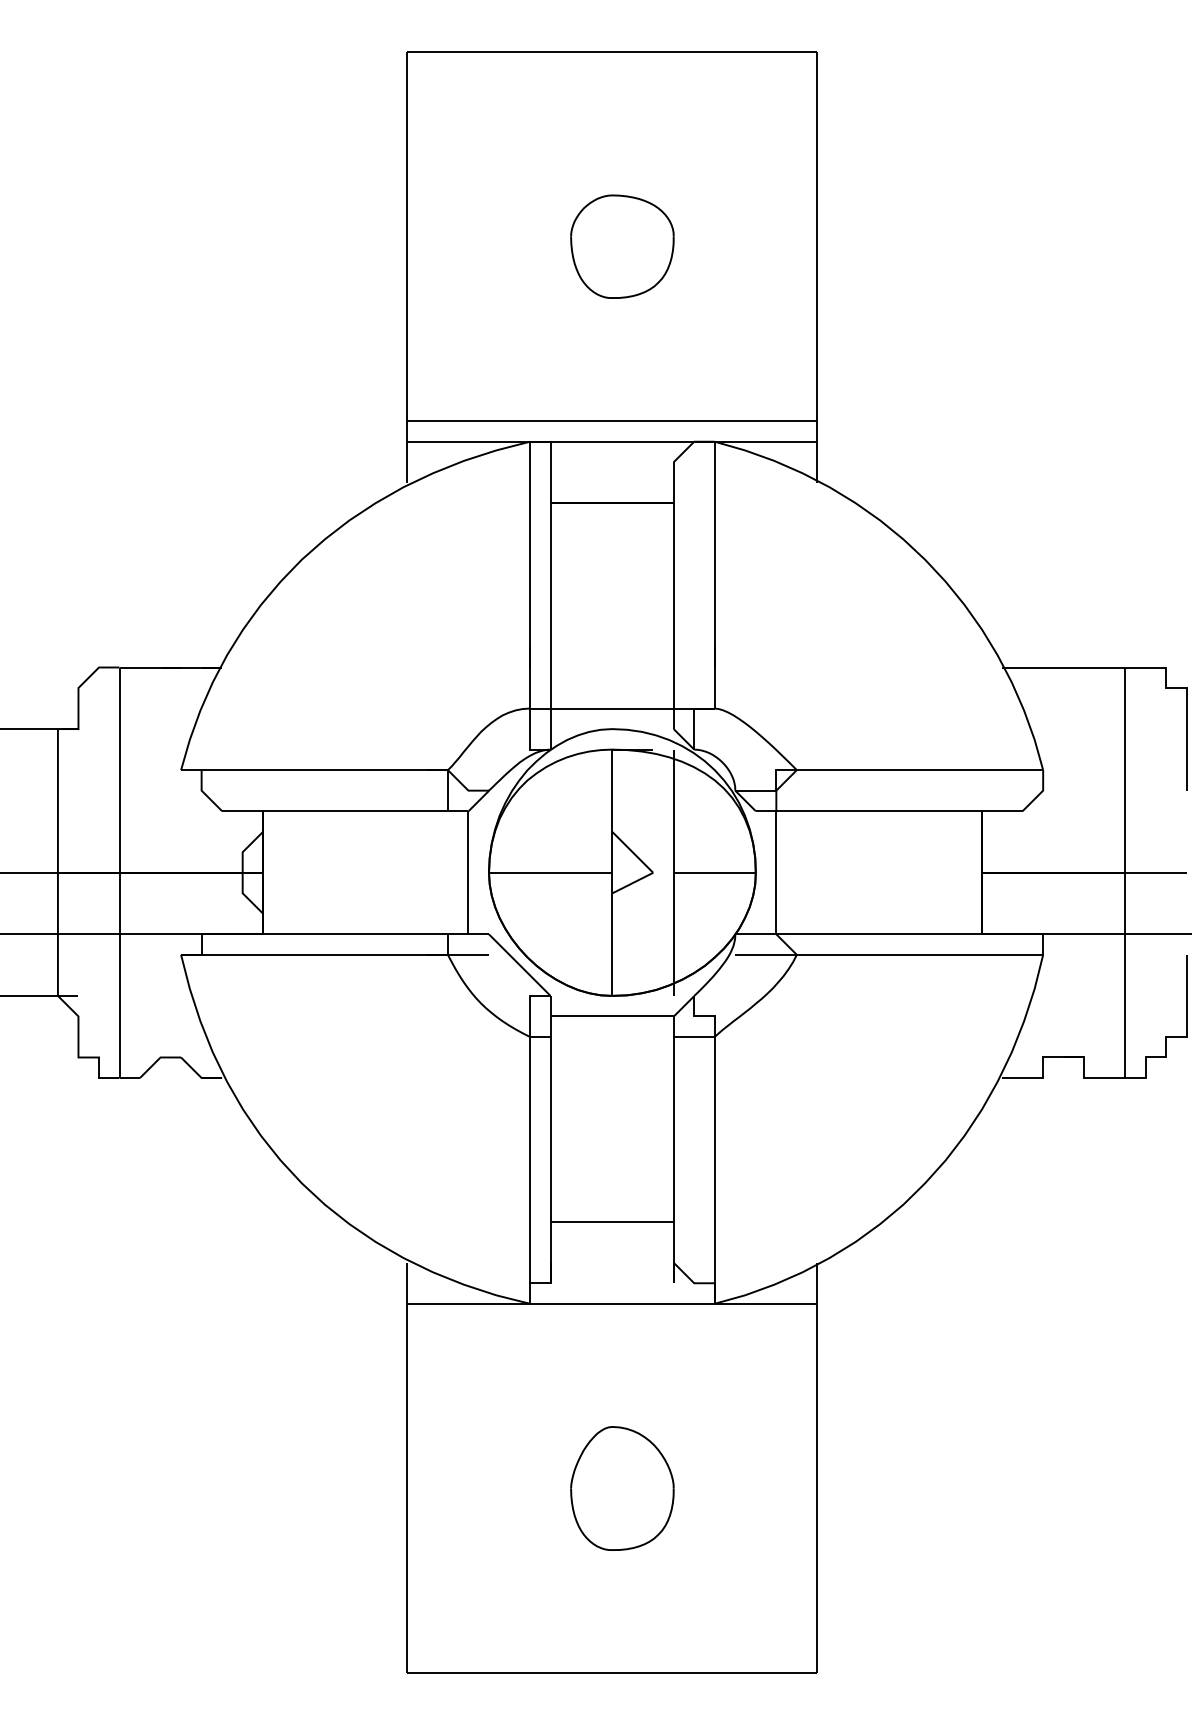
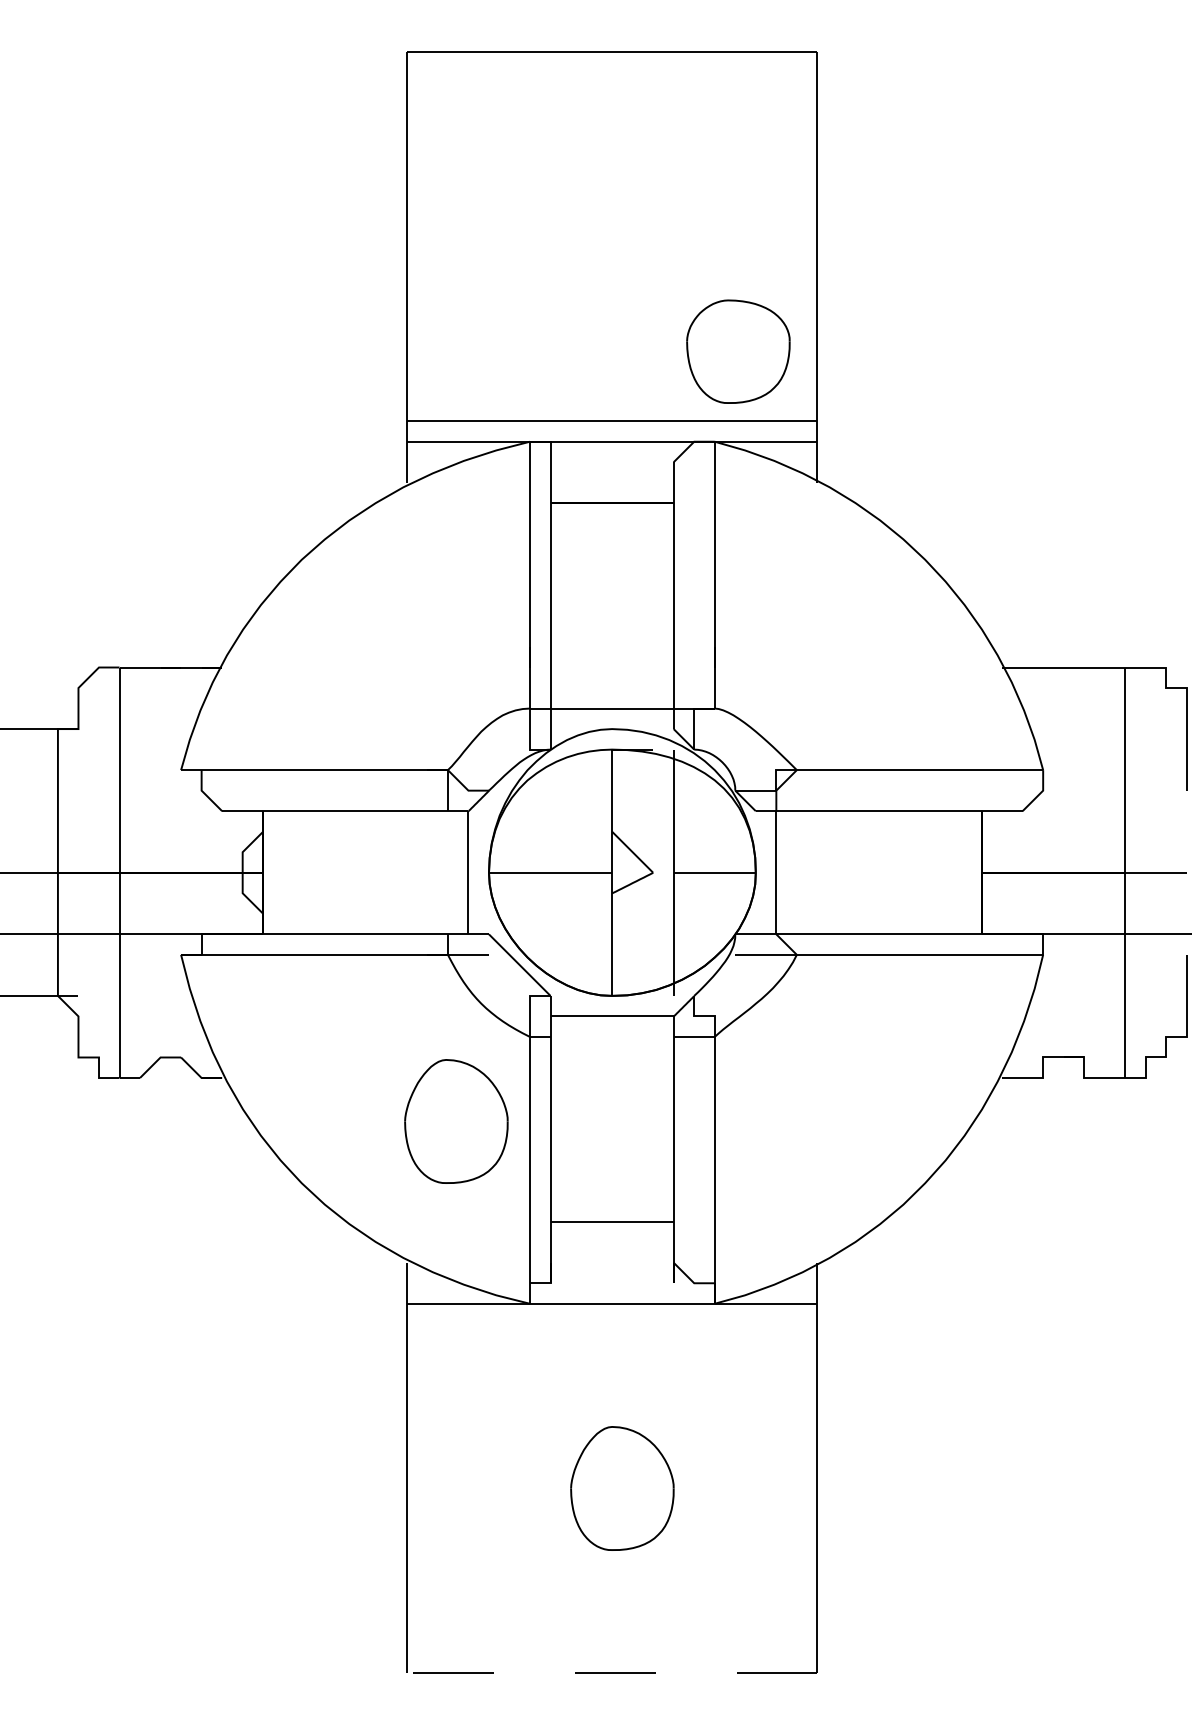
part position: (622, 246) -> (738, 351) (738, 351)
part: none -> present (456, 1121)
line: solid -> dashed (611, 1673)
